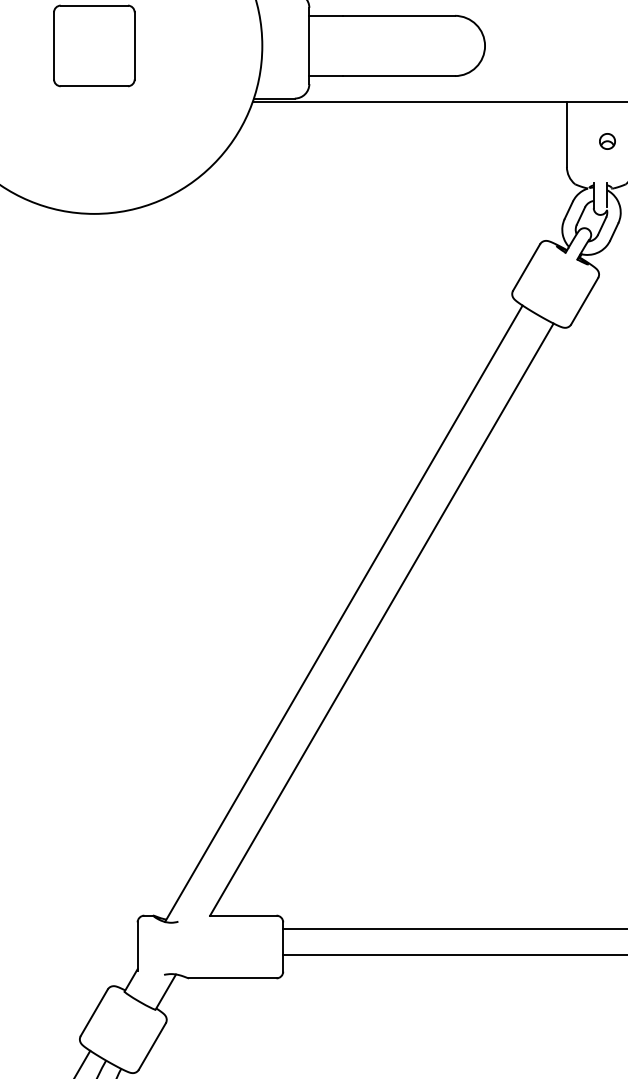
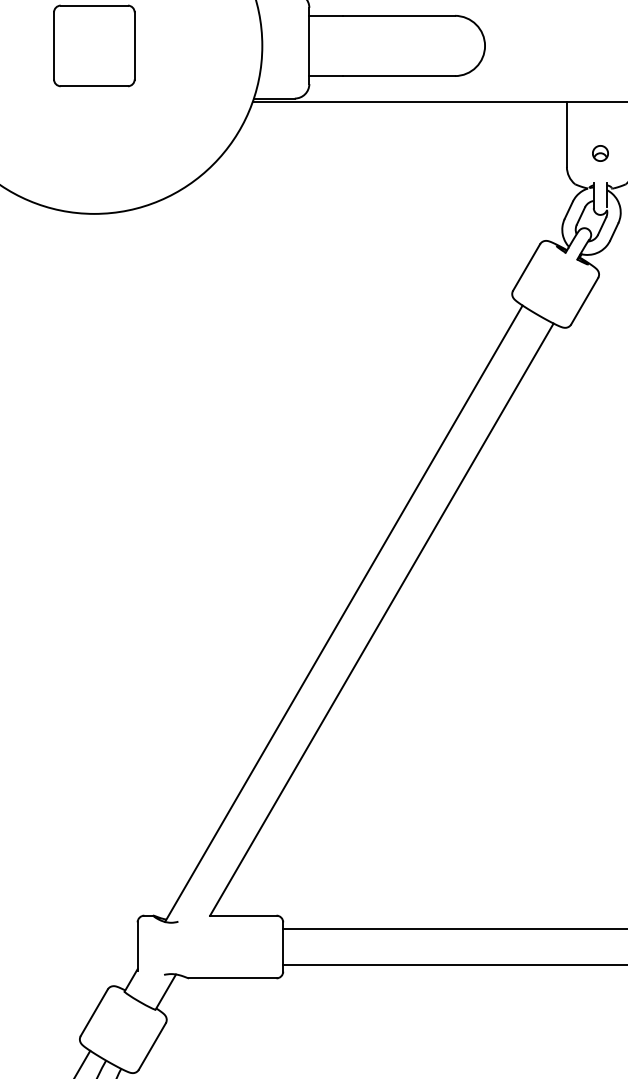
part position: (607, 141) -> (600, 153) (600, 153)
line position: (453, 954) -> (453, 964) (453, 964)
